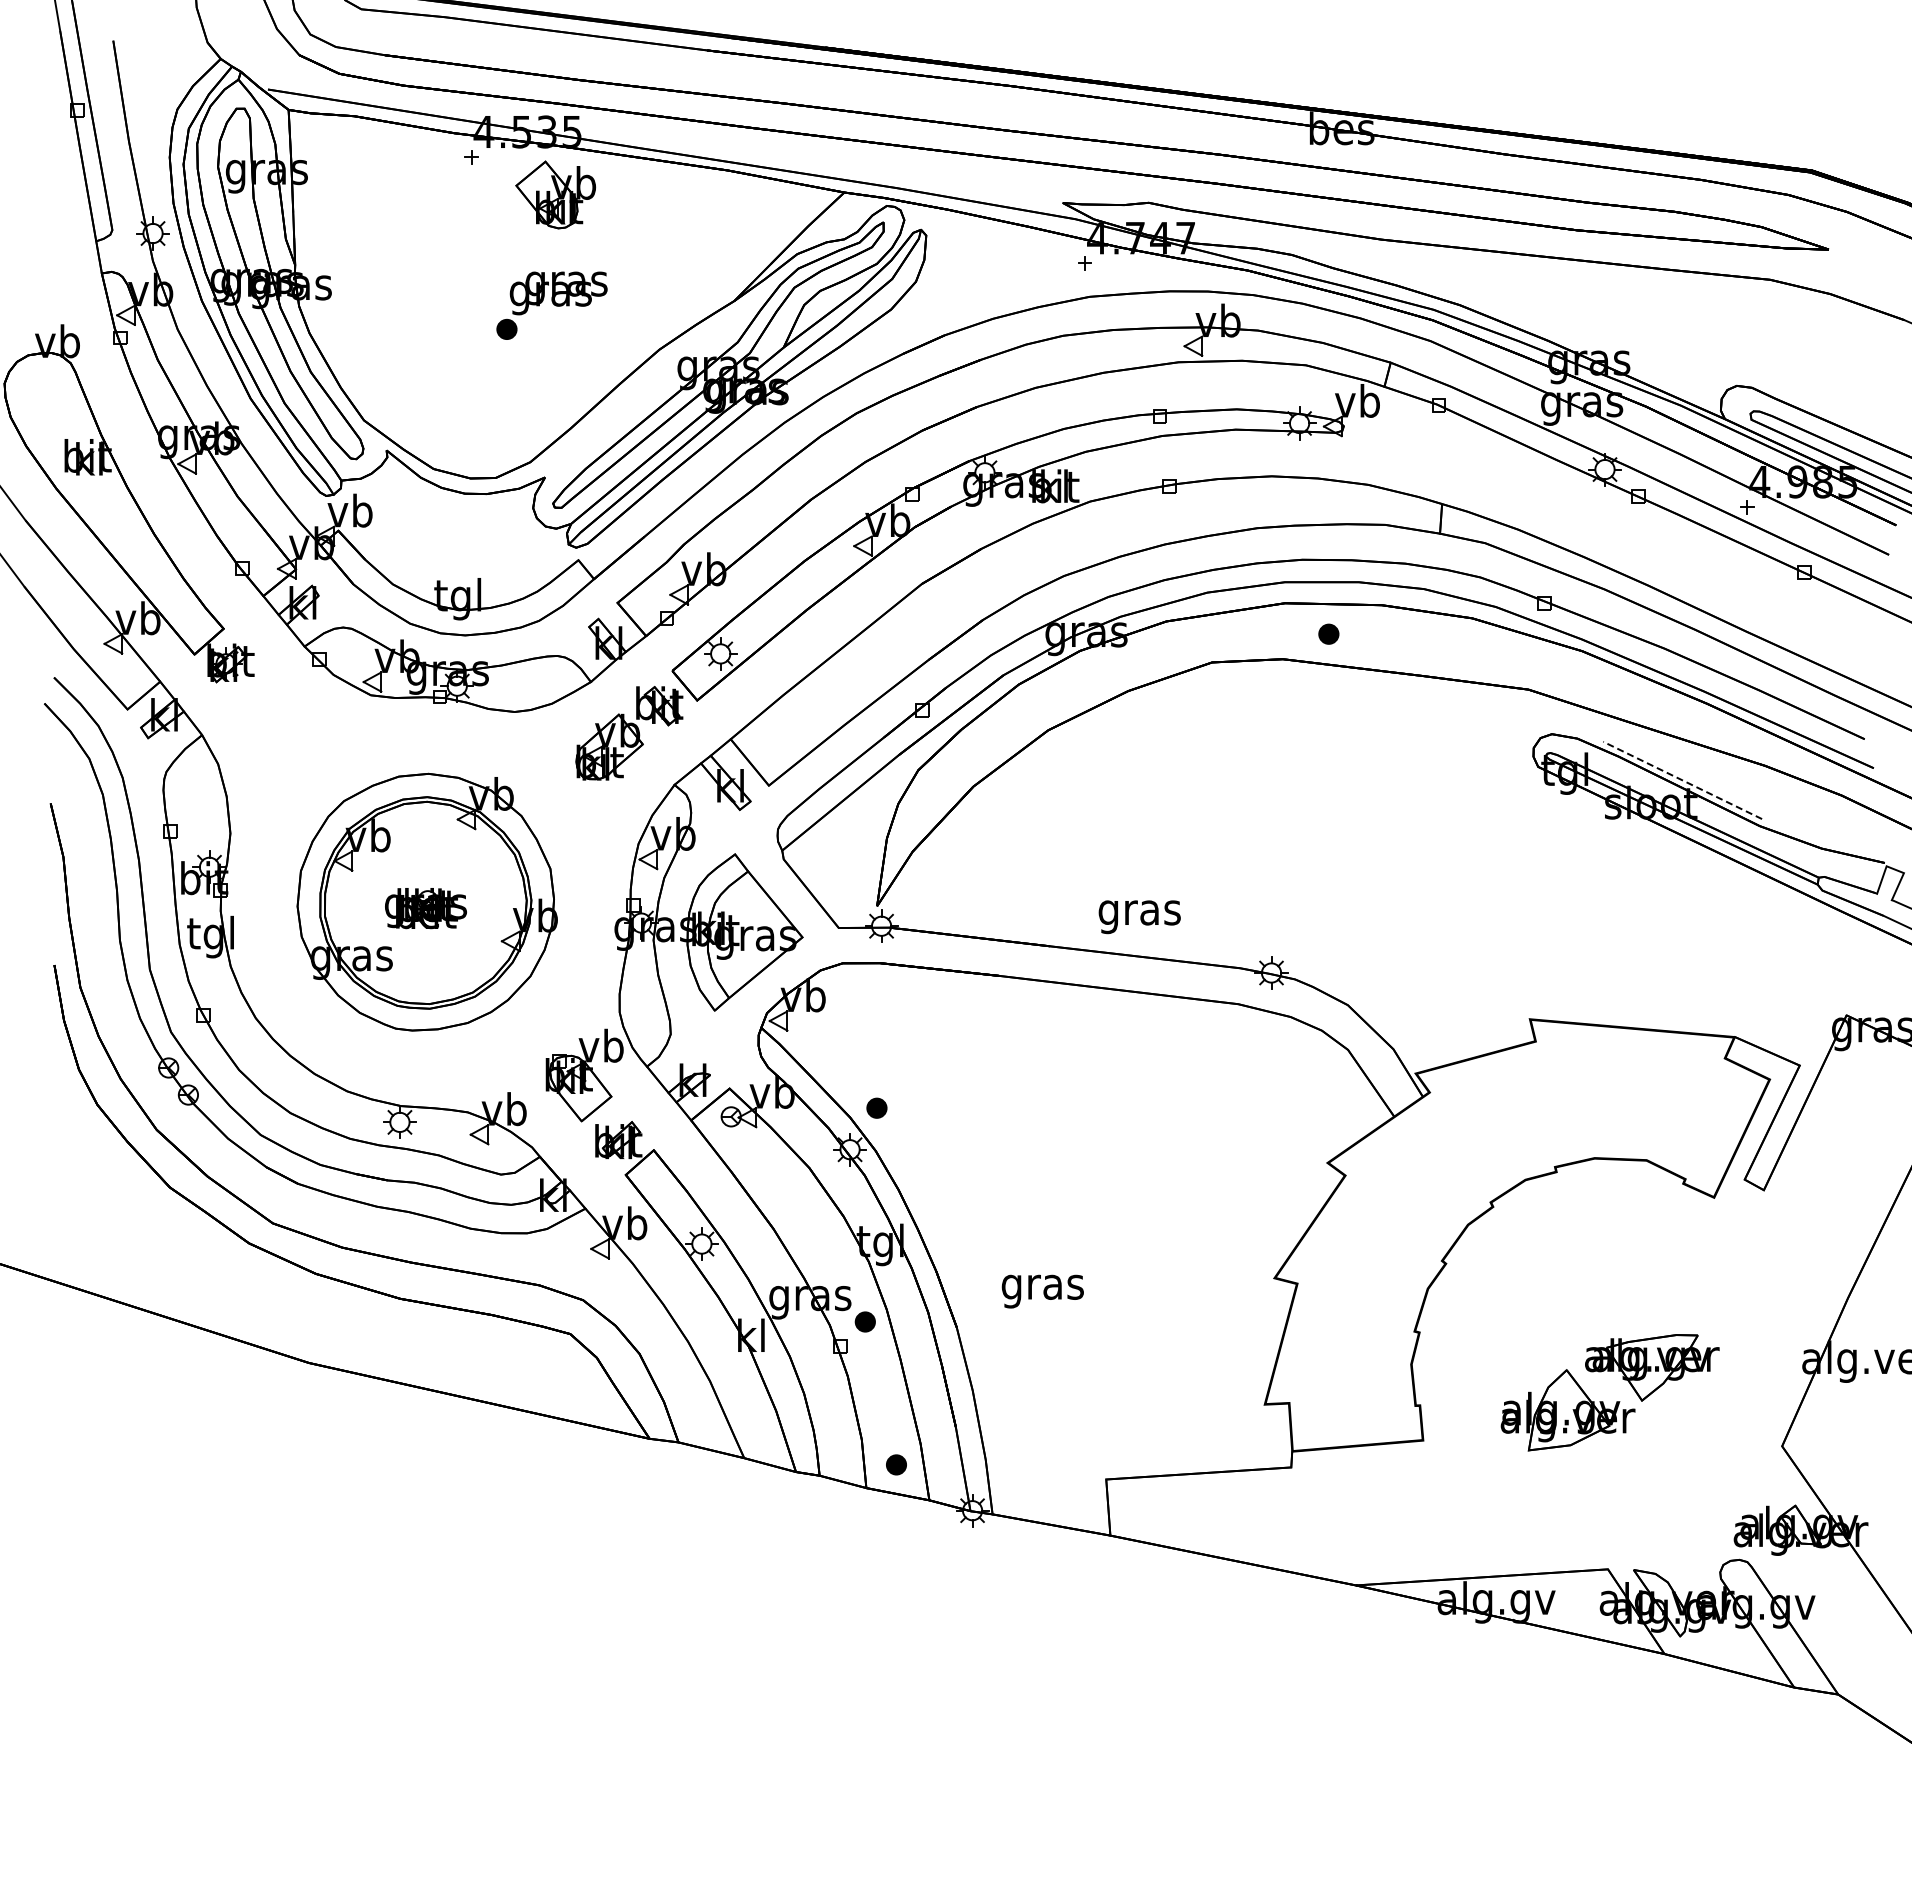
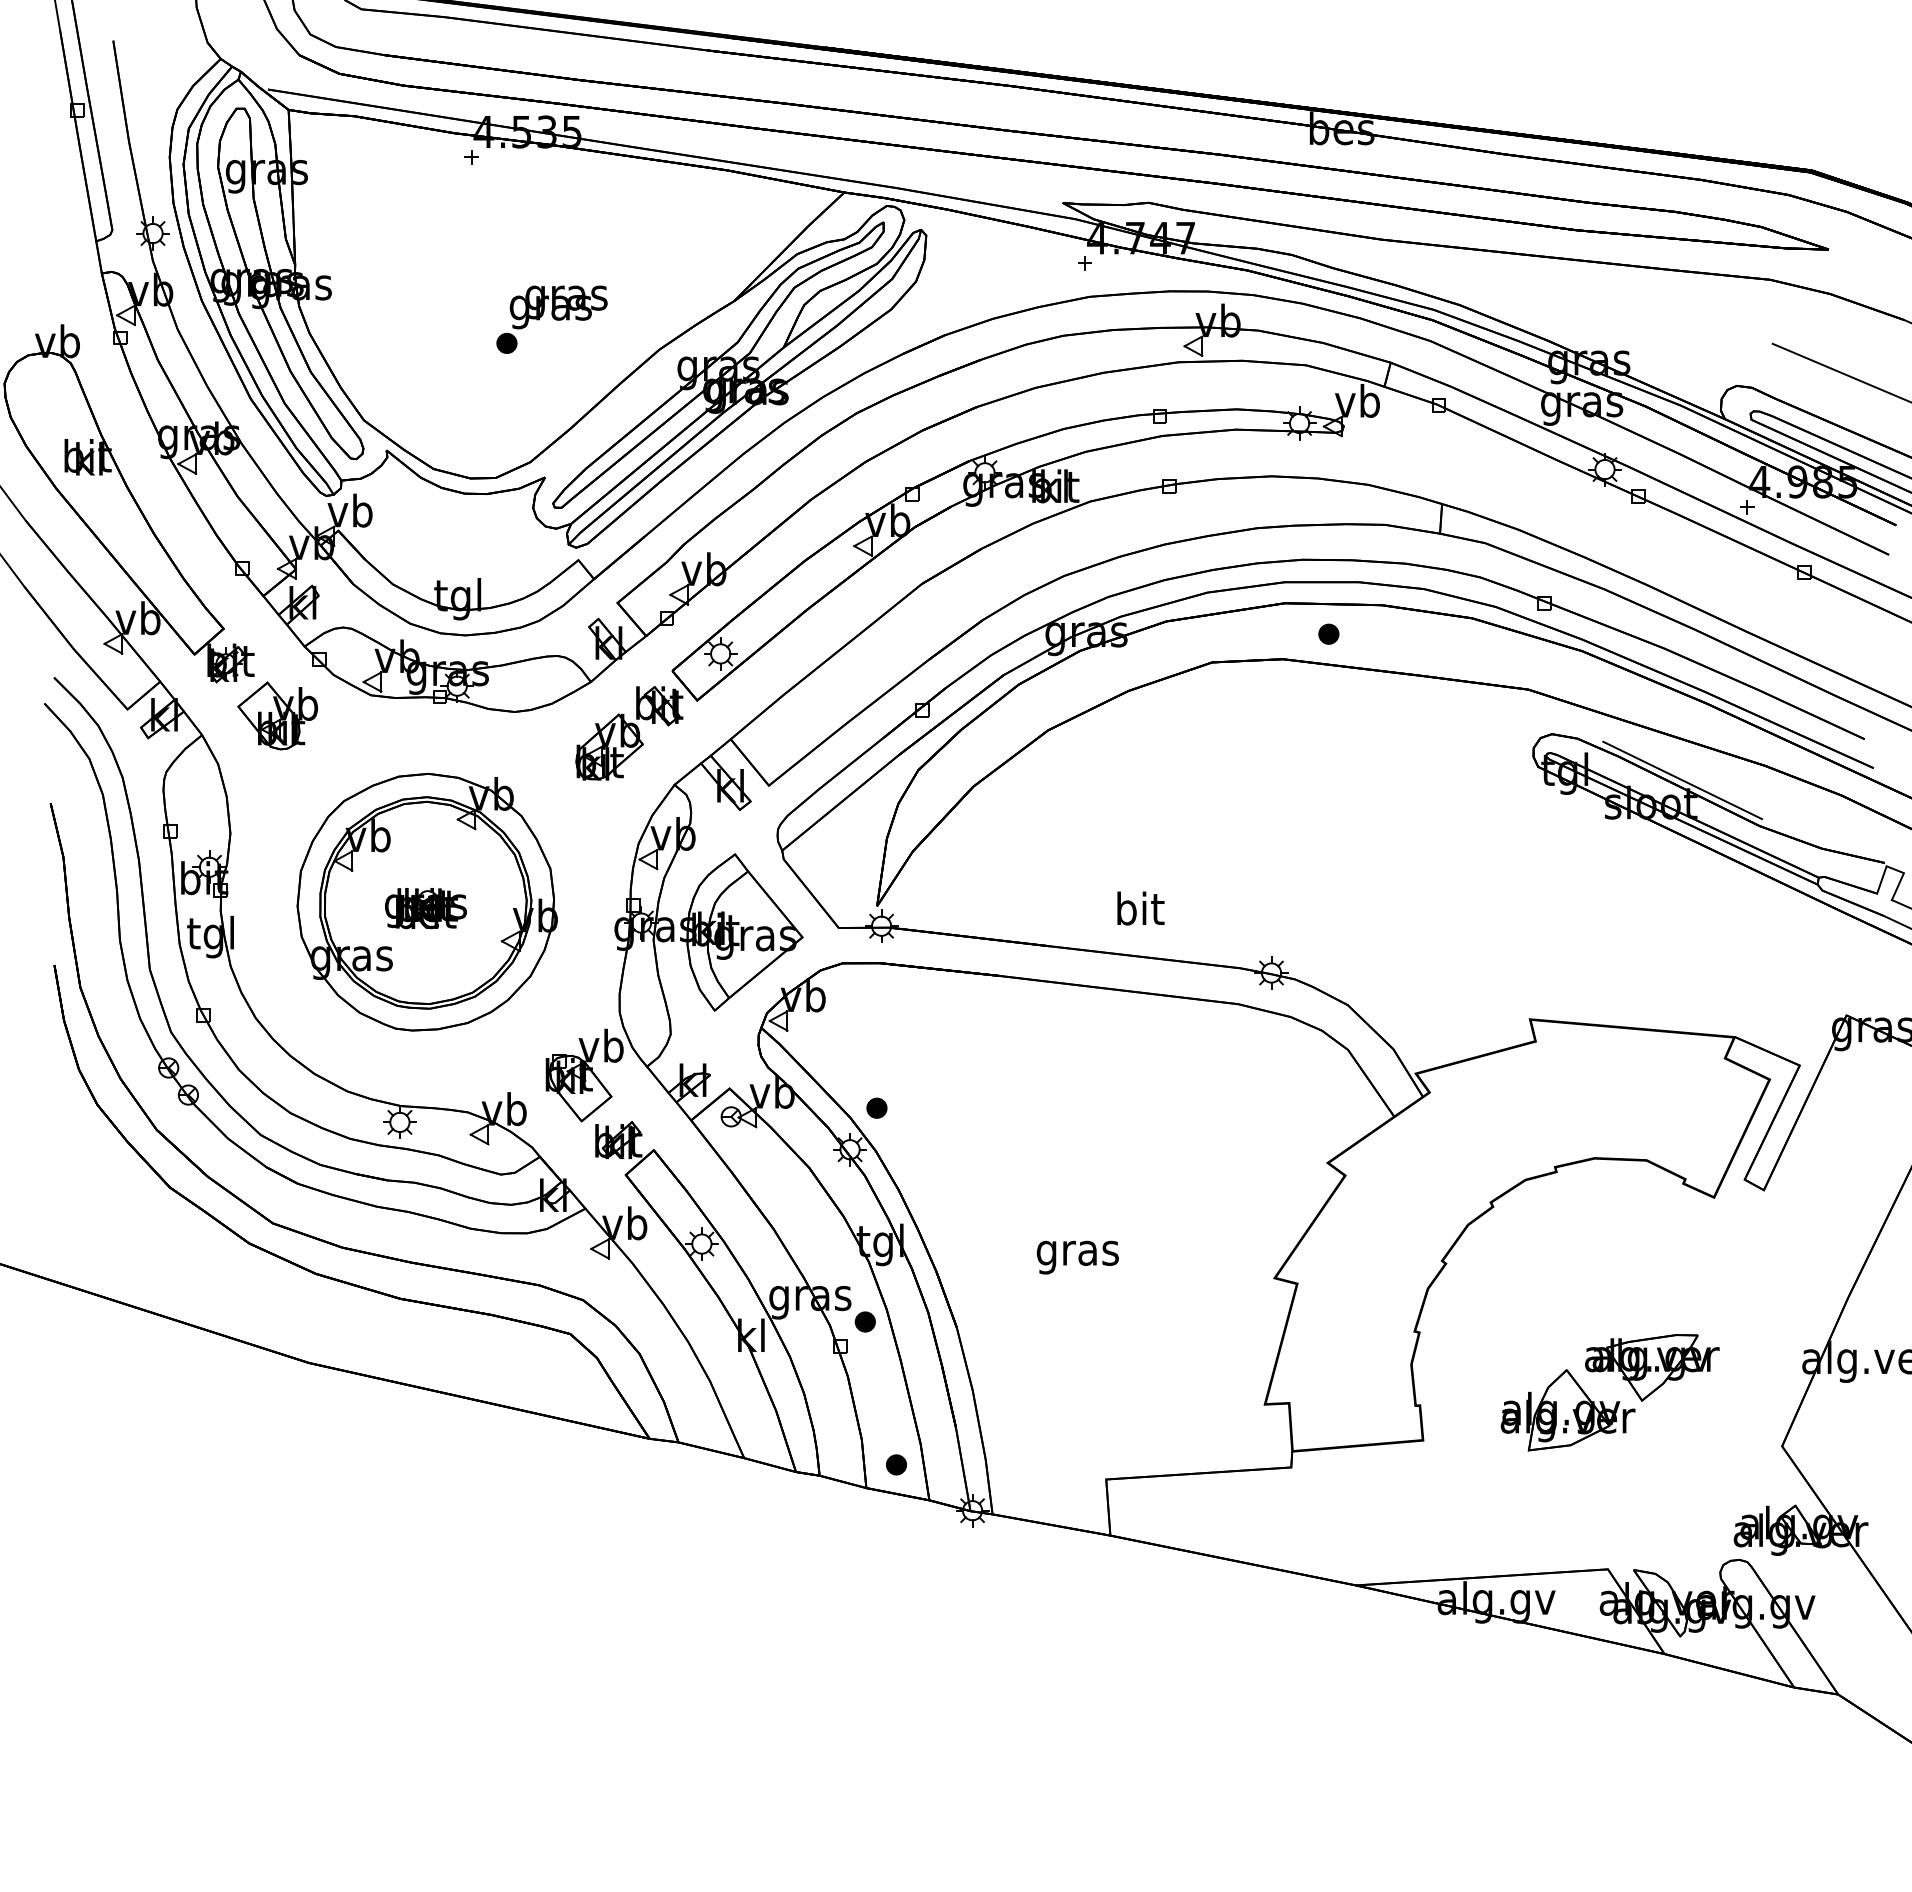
part position: (555, 194) -> (277, 715) (277, 715)
part position: (551, 305) -> (551, 319) (551, 319)
line: none -> present (1840, 372)
line: dashed -> solid (1682, 780)
text: gras -> bit (1139, 912)
text position: (1042, 1291) -> (1077, 1257) (1077, 1257)
